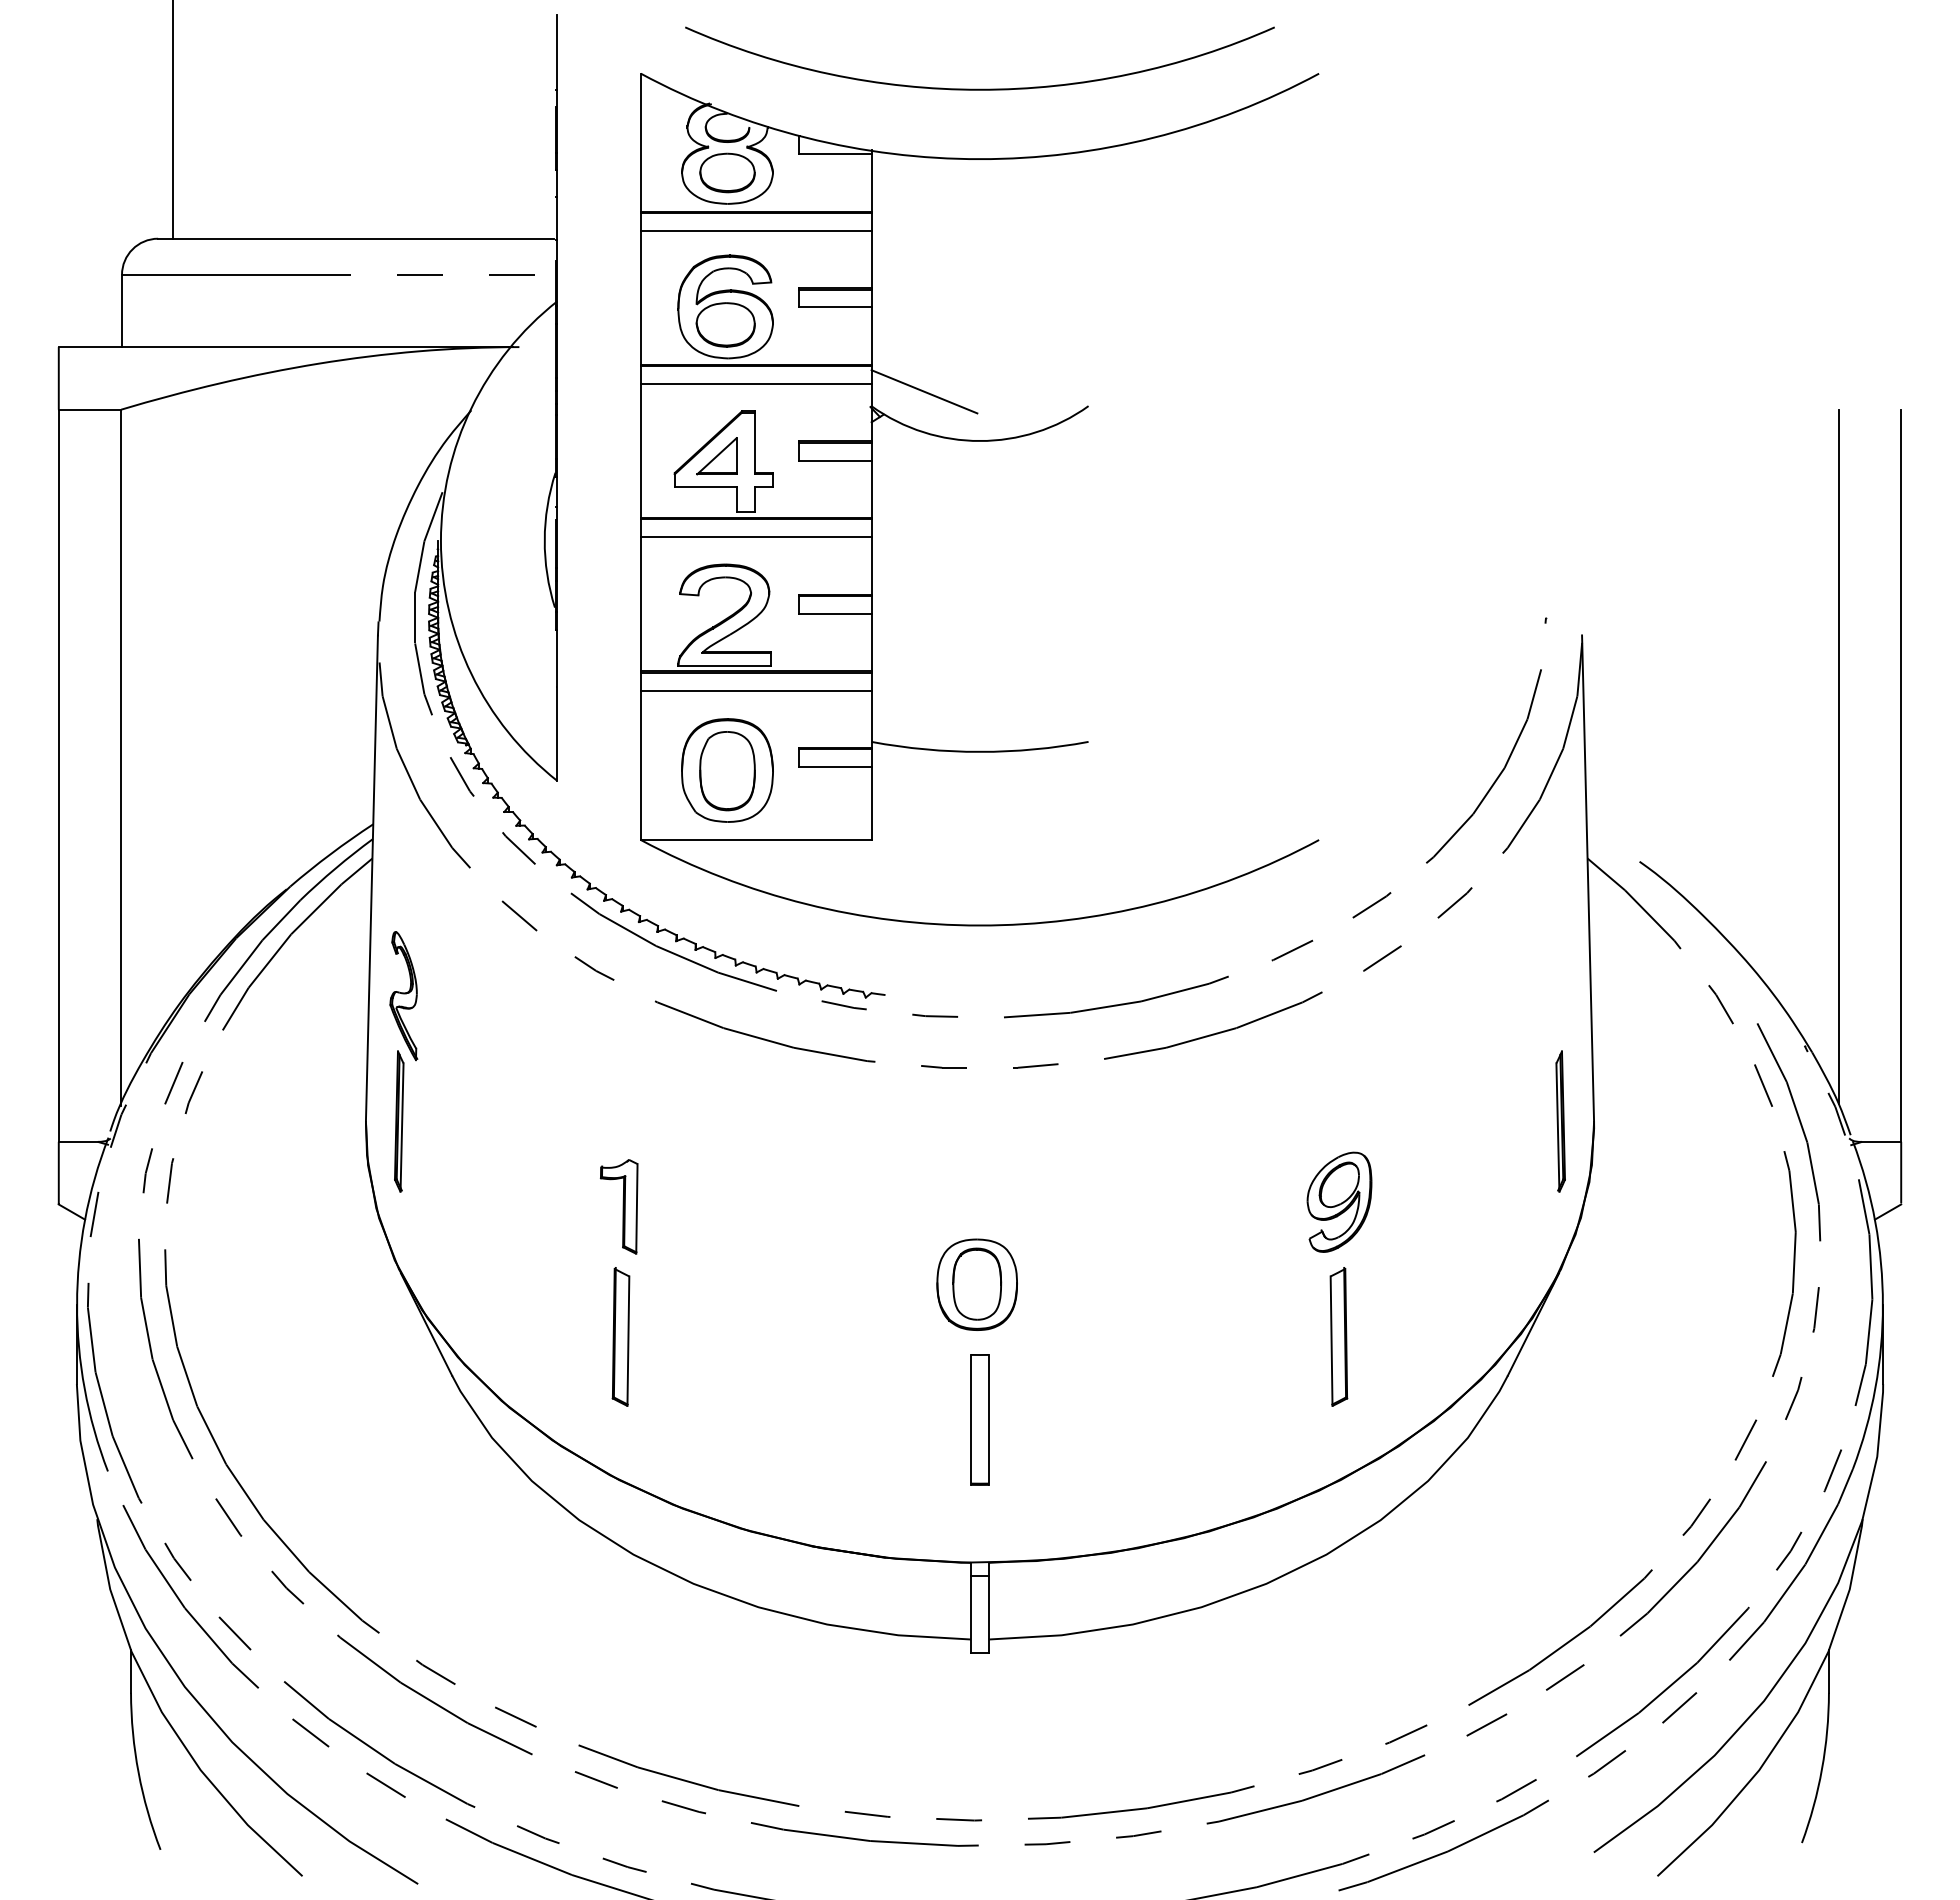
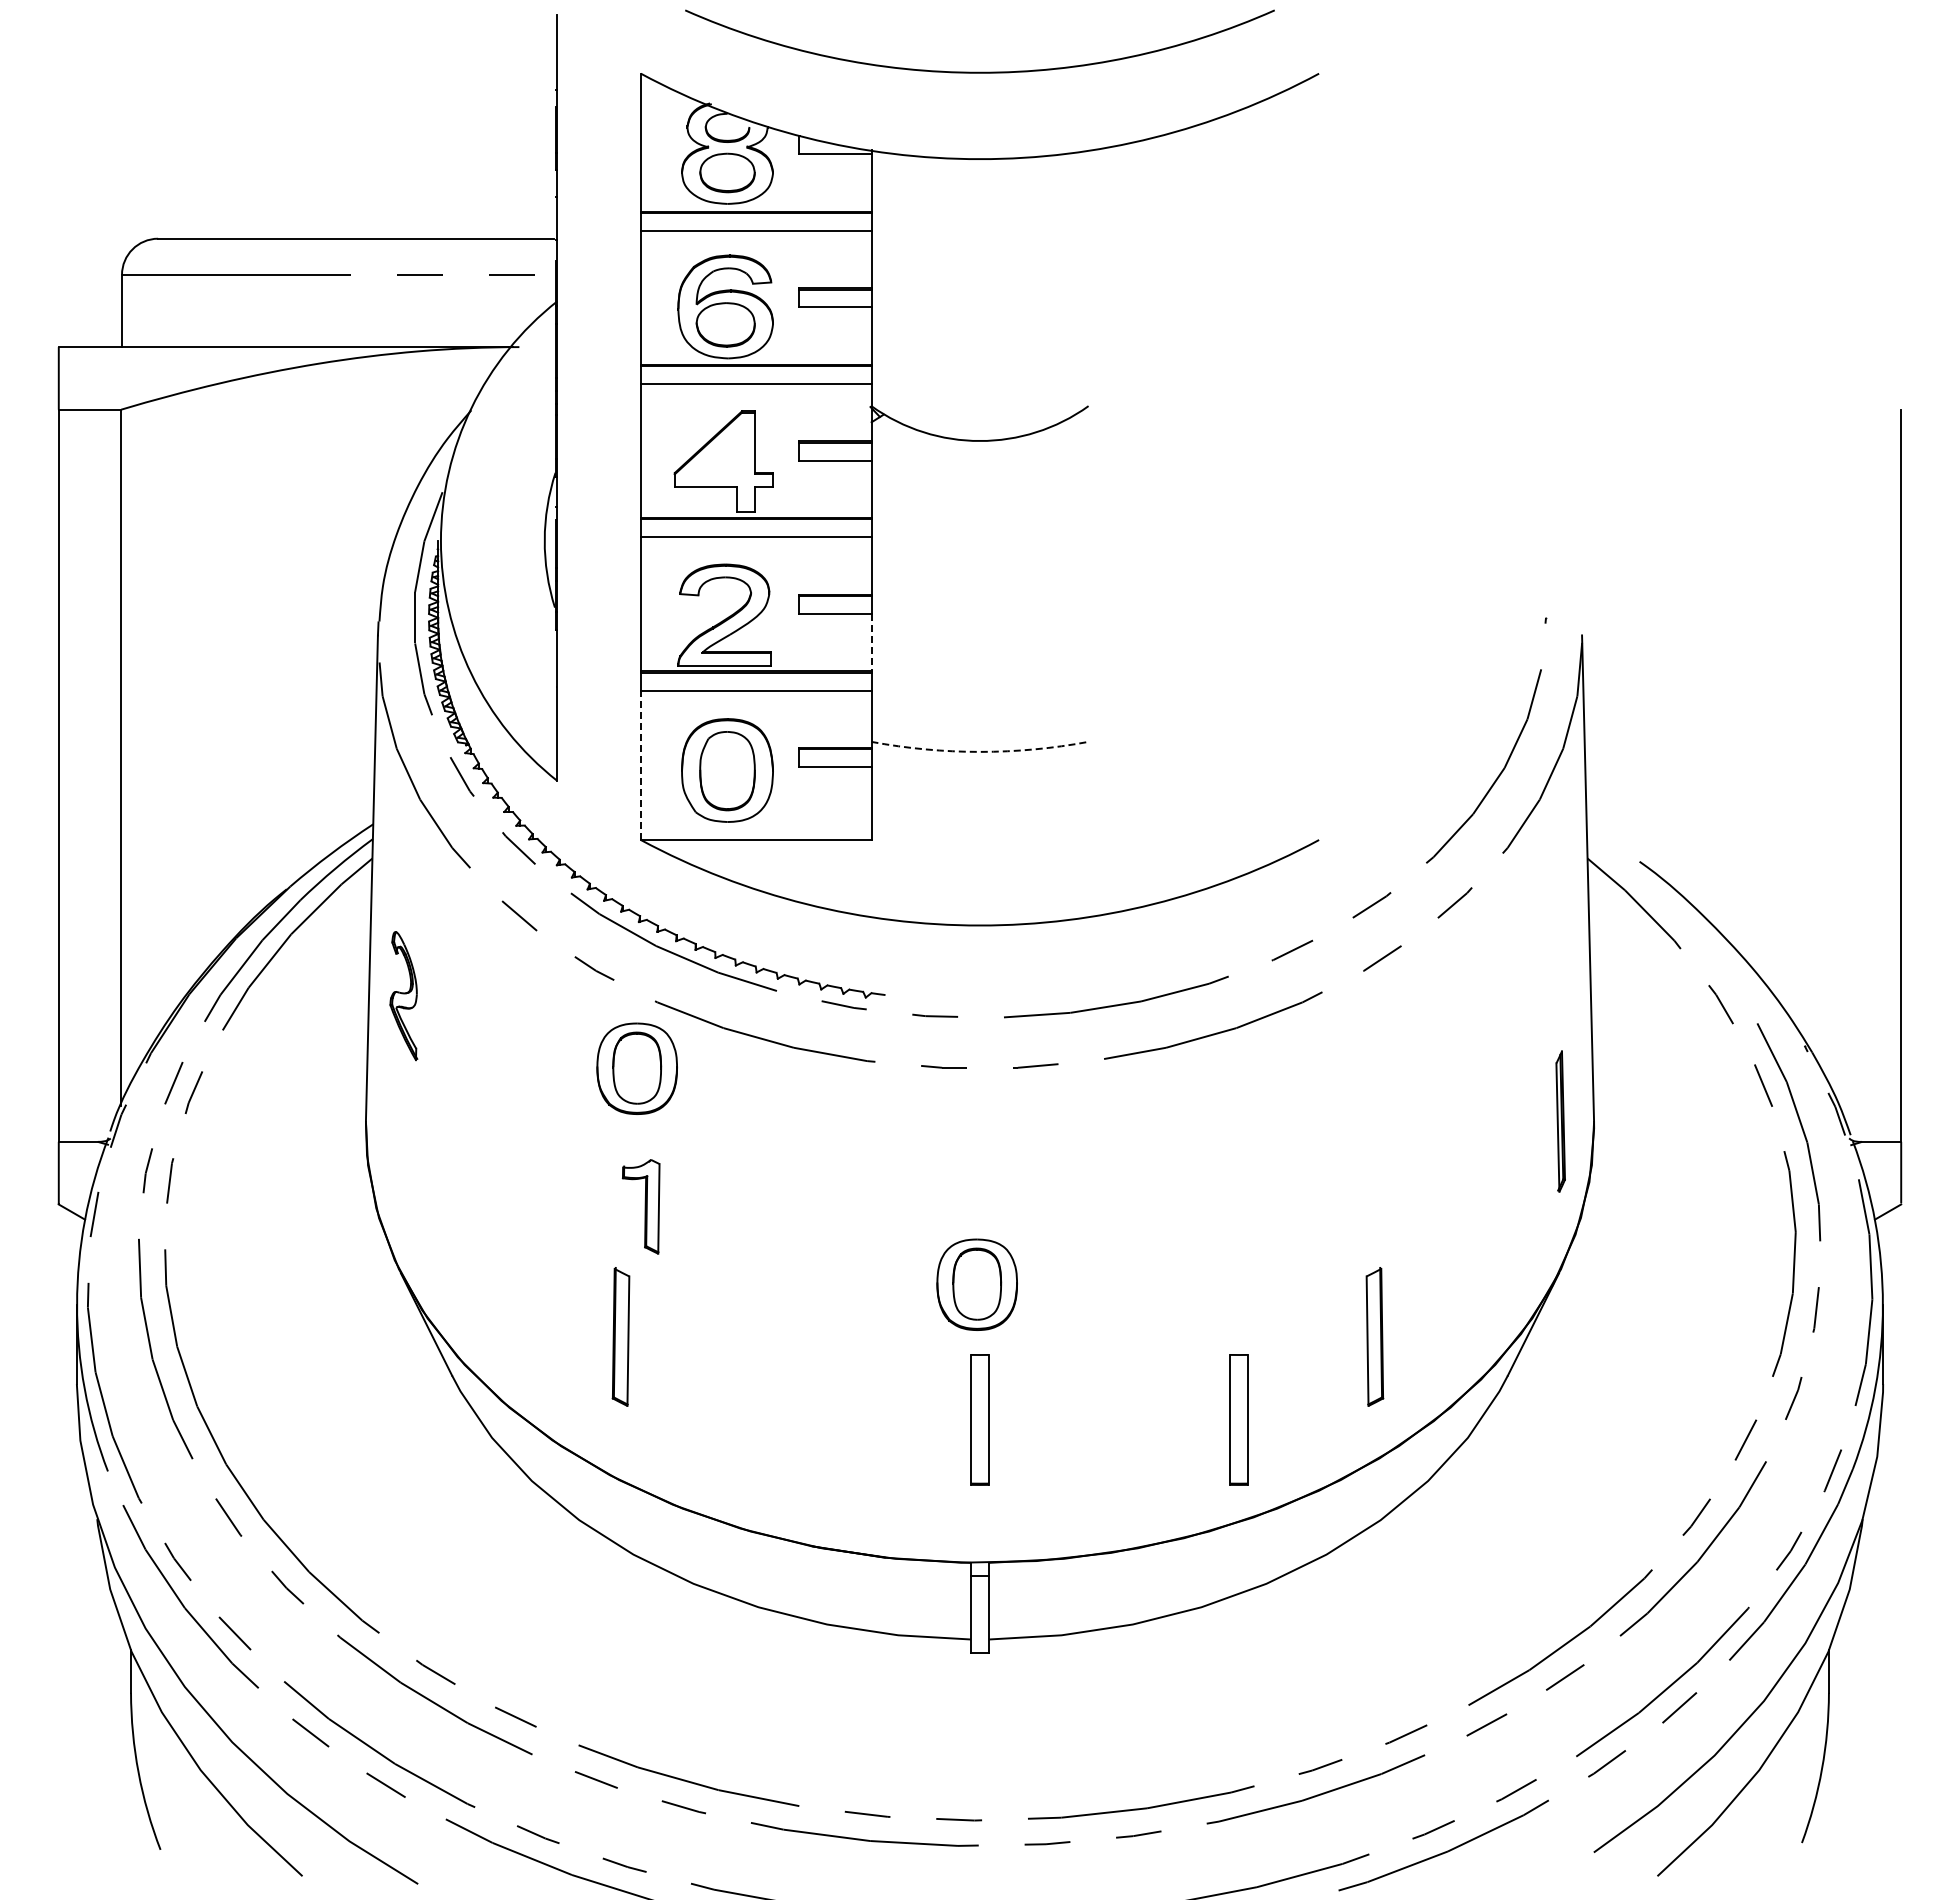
arc position: (979, 88) -> (979, 71) (979, 71)
line: present -> none (172, 120)
line: present -> none (924, 391)
part: present -> none (716, 456)
line: solid -> dashed (871, 642)
arc: solid -> dashed (980, 751)
line: present -> none (1838, 756)
line: solid -> dashed (640, 765)
part: none -> present (636, 1068)
part: present -> none (399, 1121)
part: present -> none (1339, 1201)
part position: (618, 1206) -> (640, 1206) (640, 1206)
part position: (1338, 1336) -> (1374, 1336) (1374, 1336)
part: none -> present (1238, 1419)
